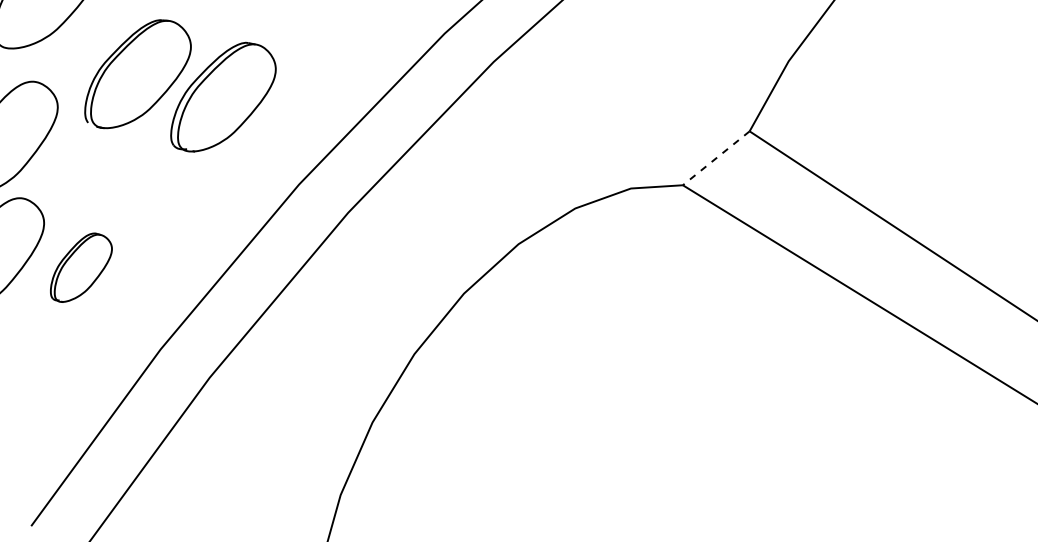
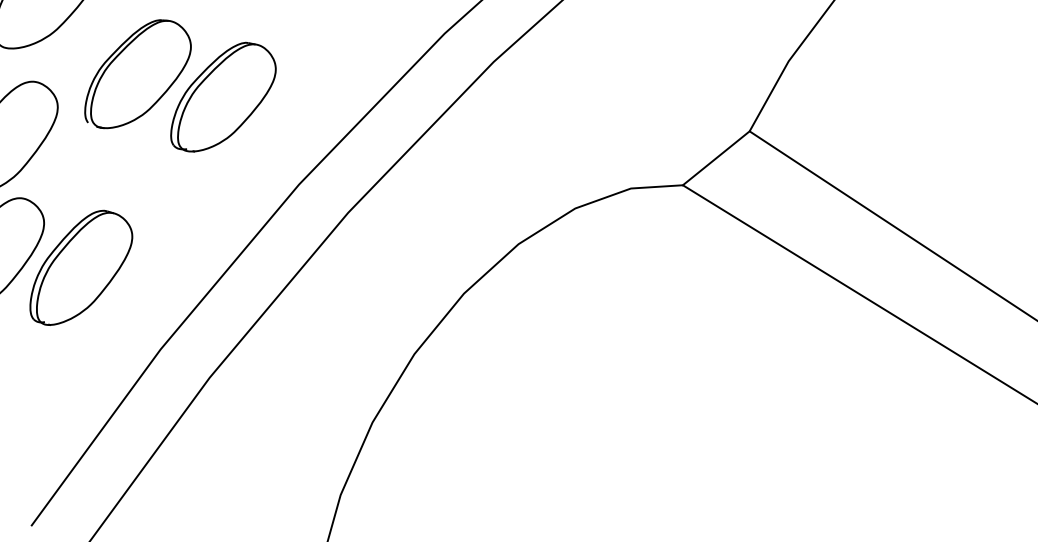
line: dashed -> solid (716, 158)
part size: 63x71 px -> 105x117 px (81, 267)
